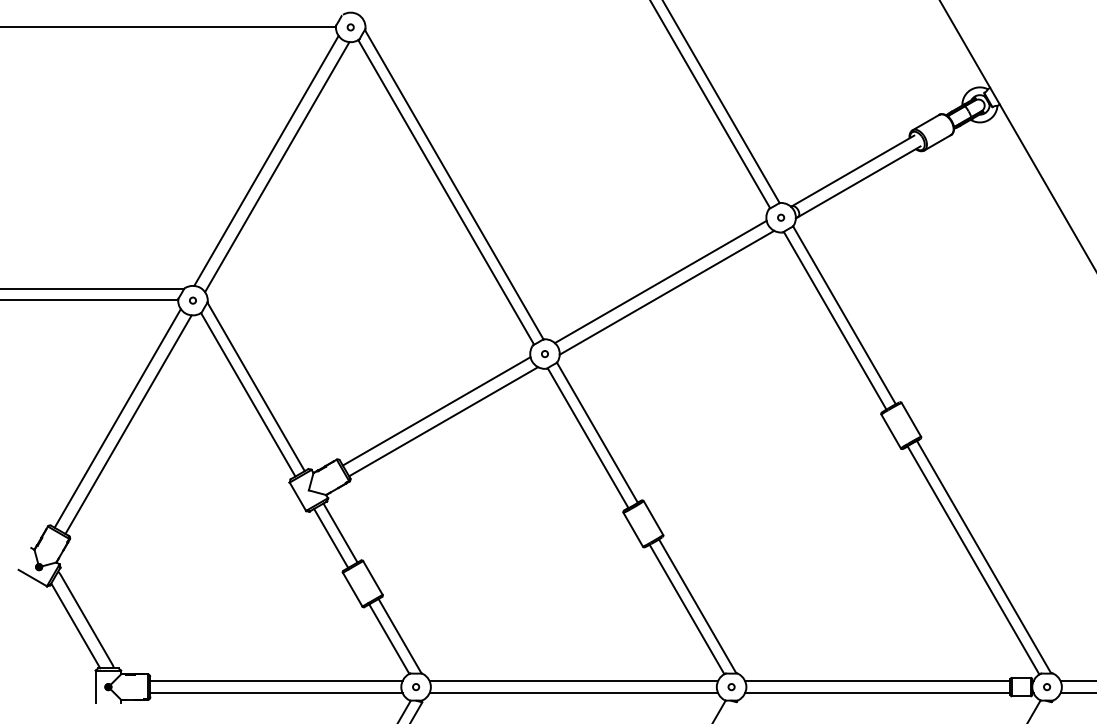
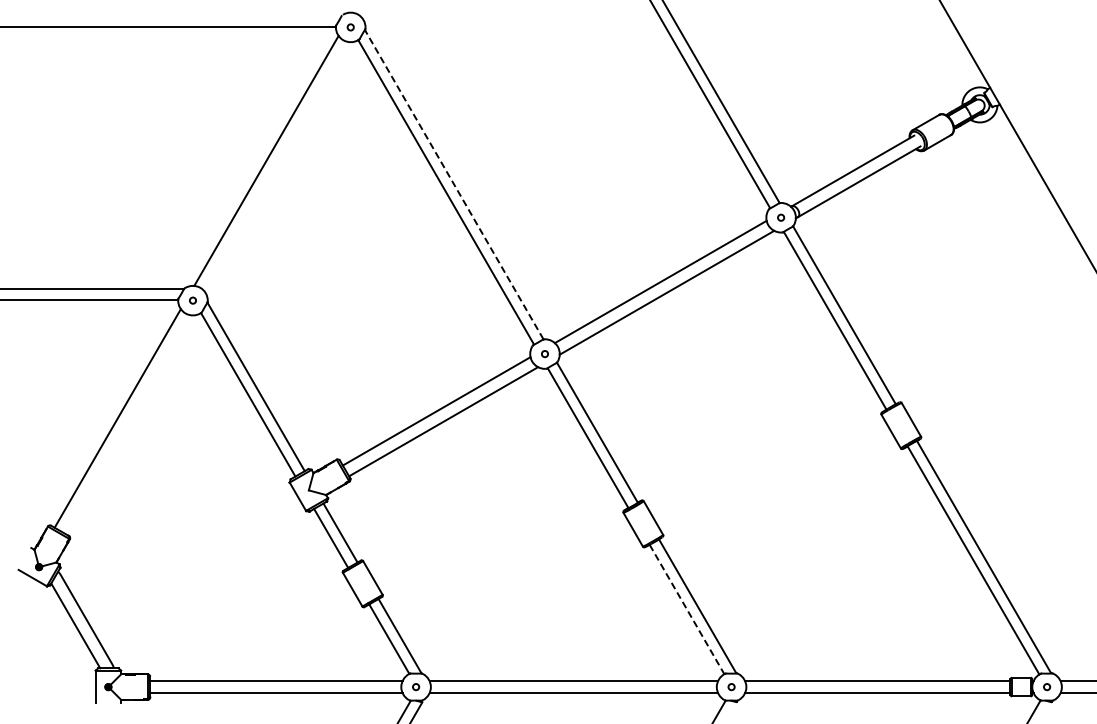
line: present -> none (277, 167)
line: solid -> dashed (454, 184)
line: present -> none (128, 424)
line: solid -> dashed (687, 609)
